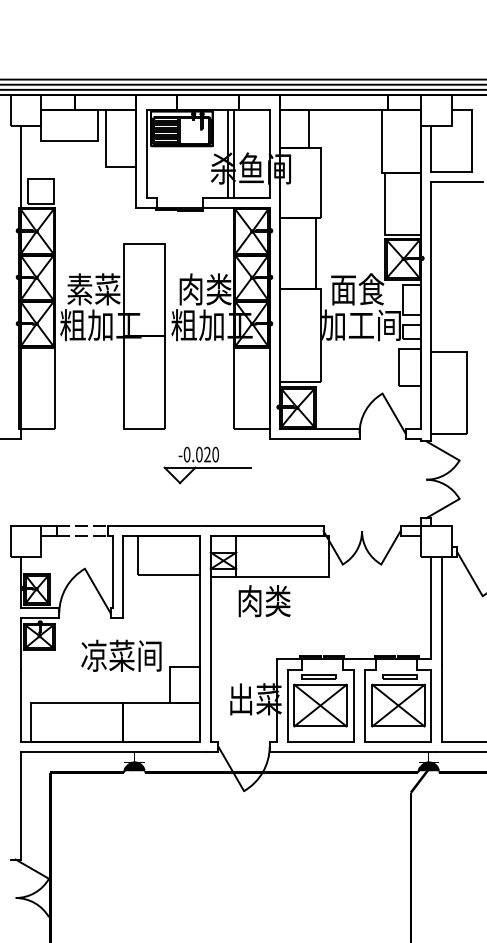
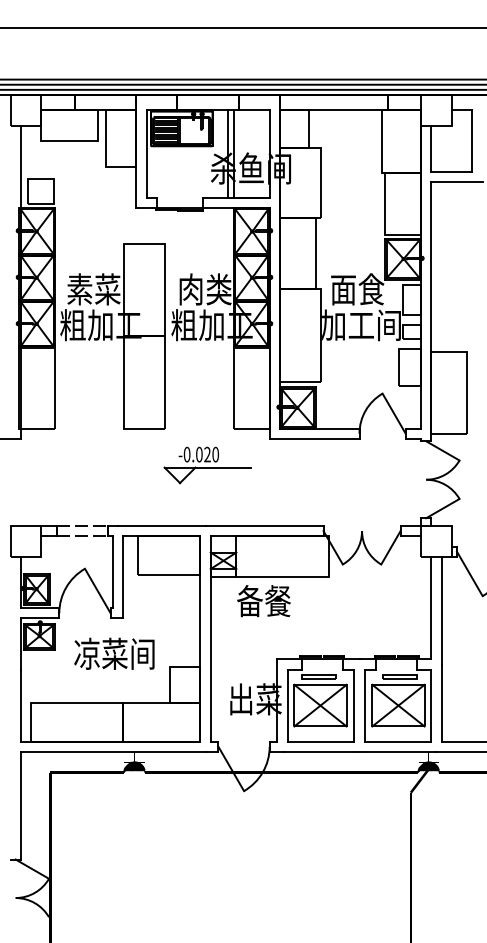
line: none -> present (242, 28)
text: 肉类 -> 备餐 (263, 601)
text position: (121, 655) -> (114, 653) (114, 653)
